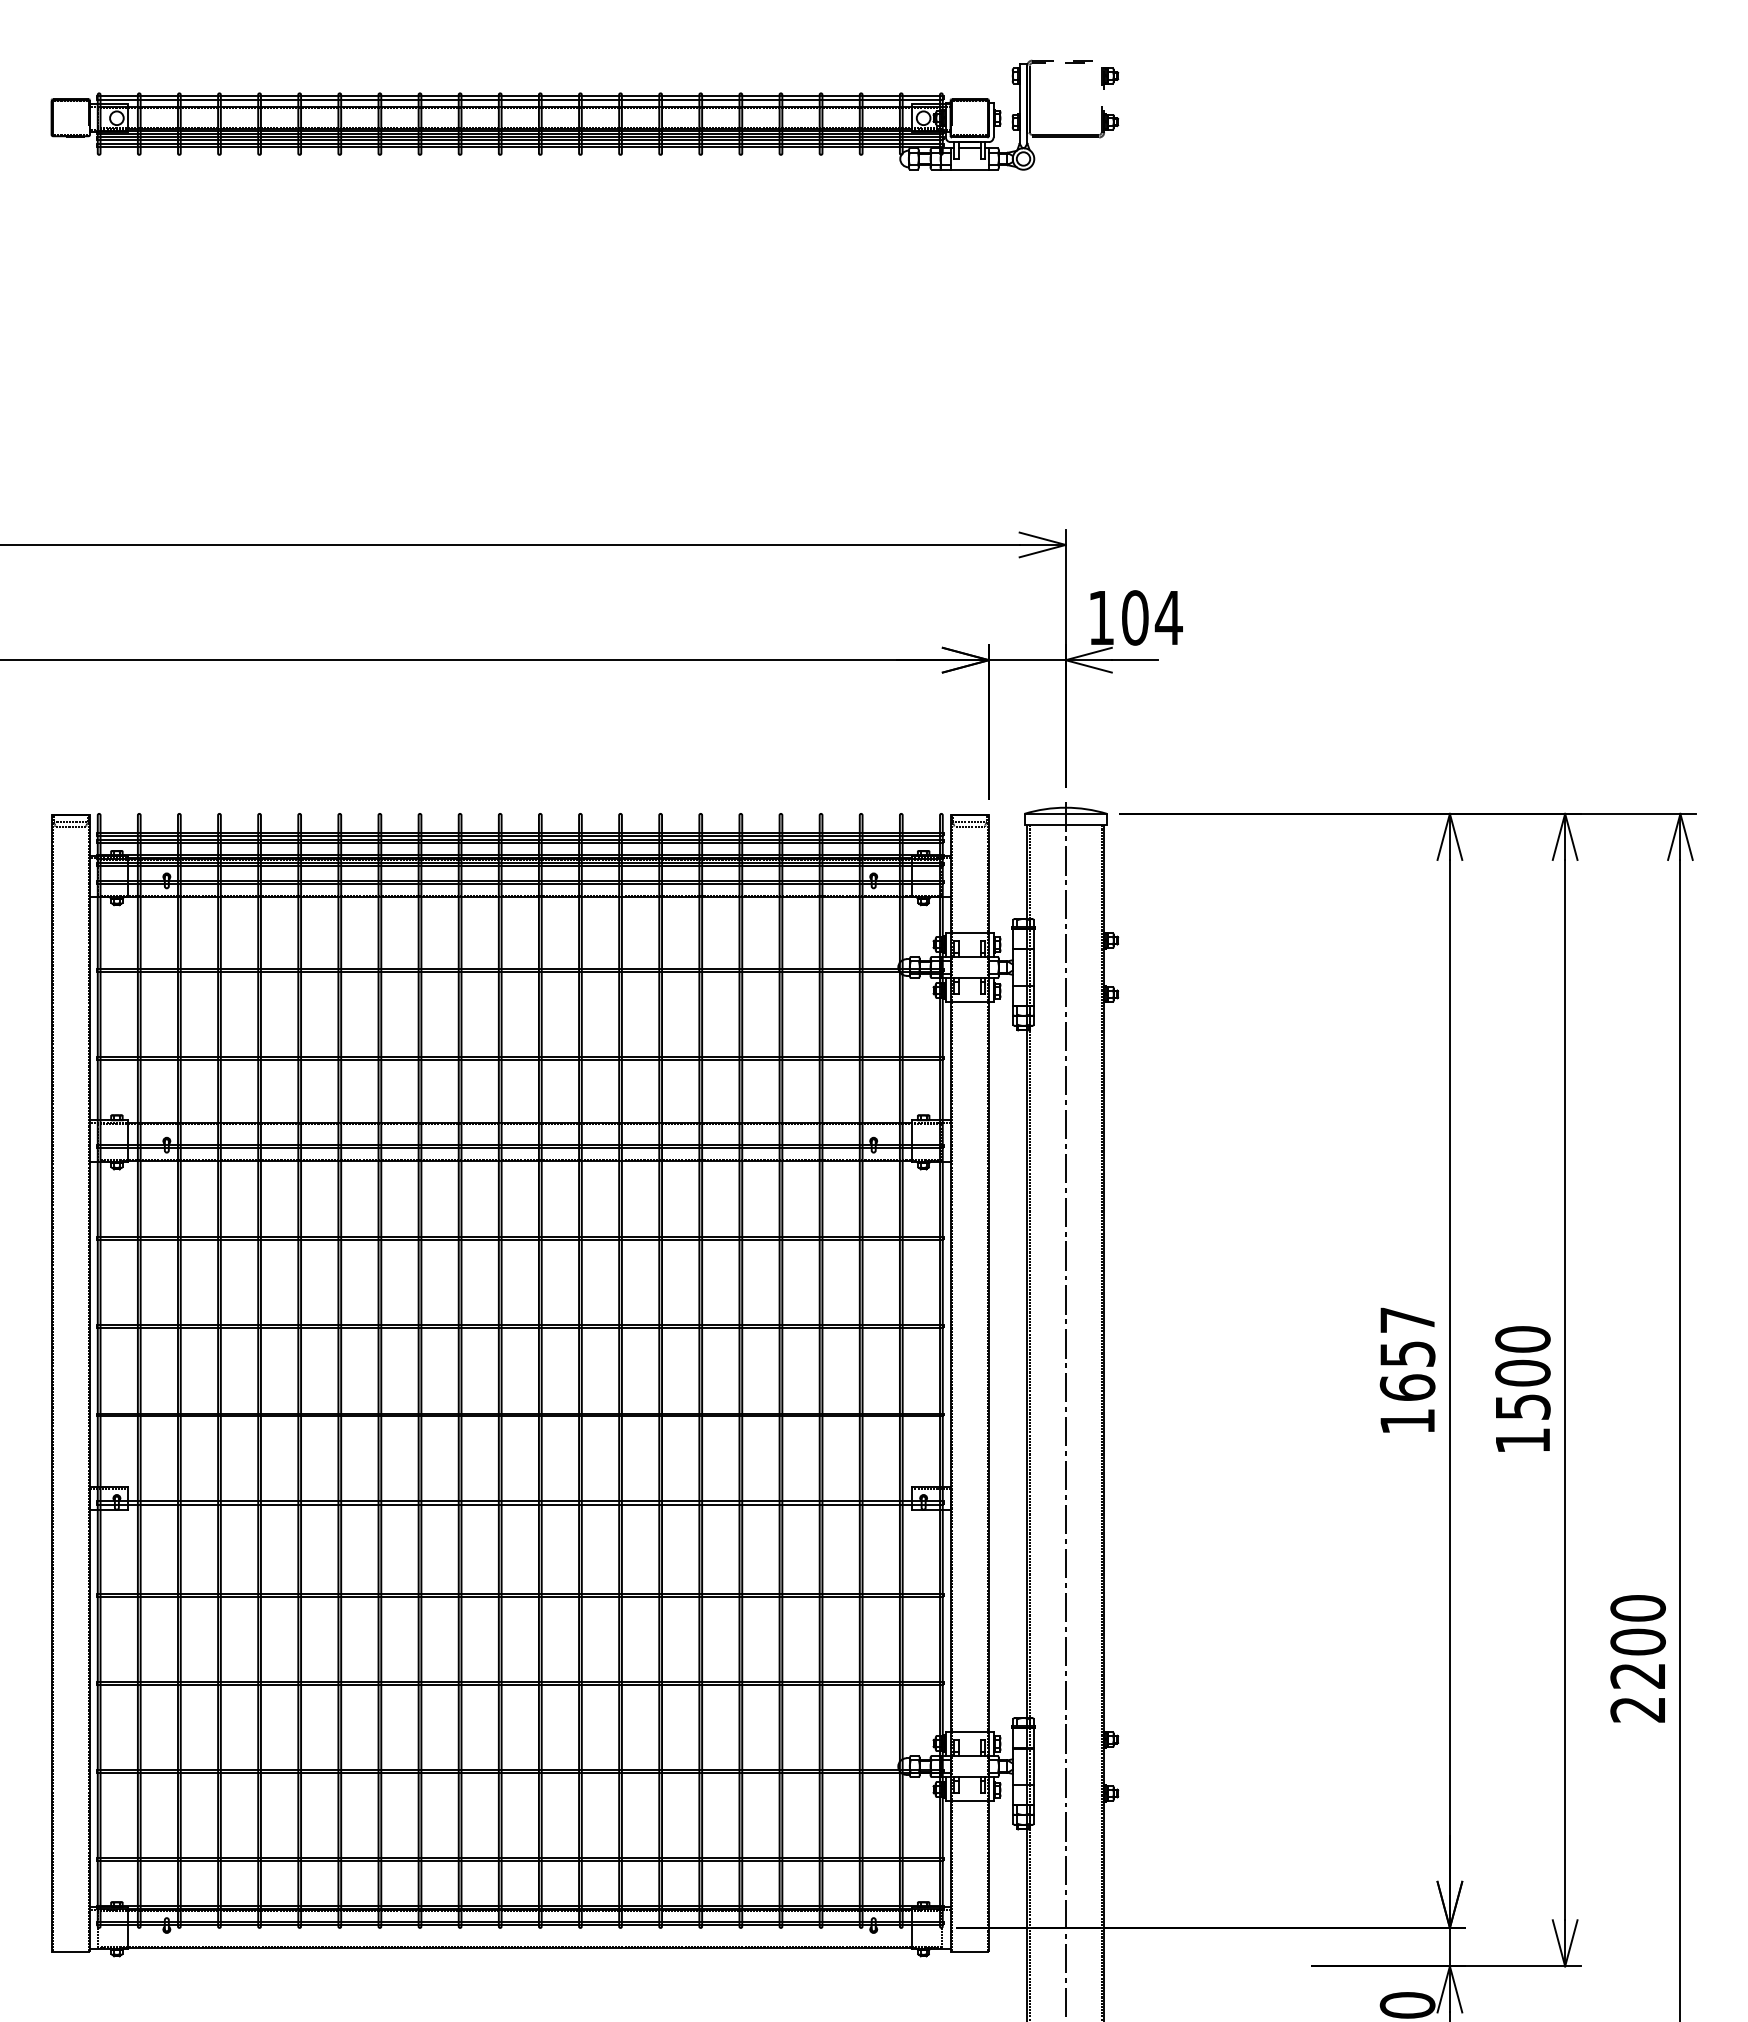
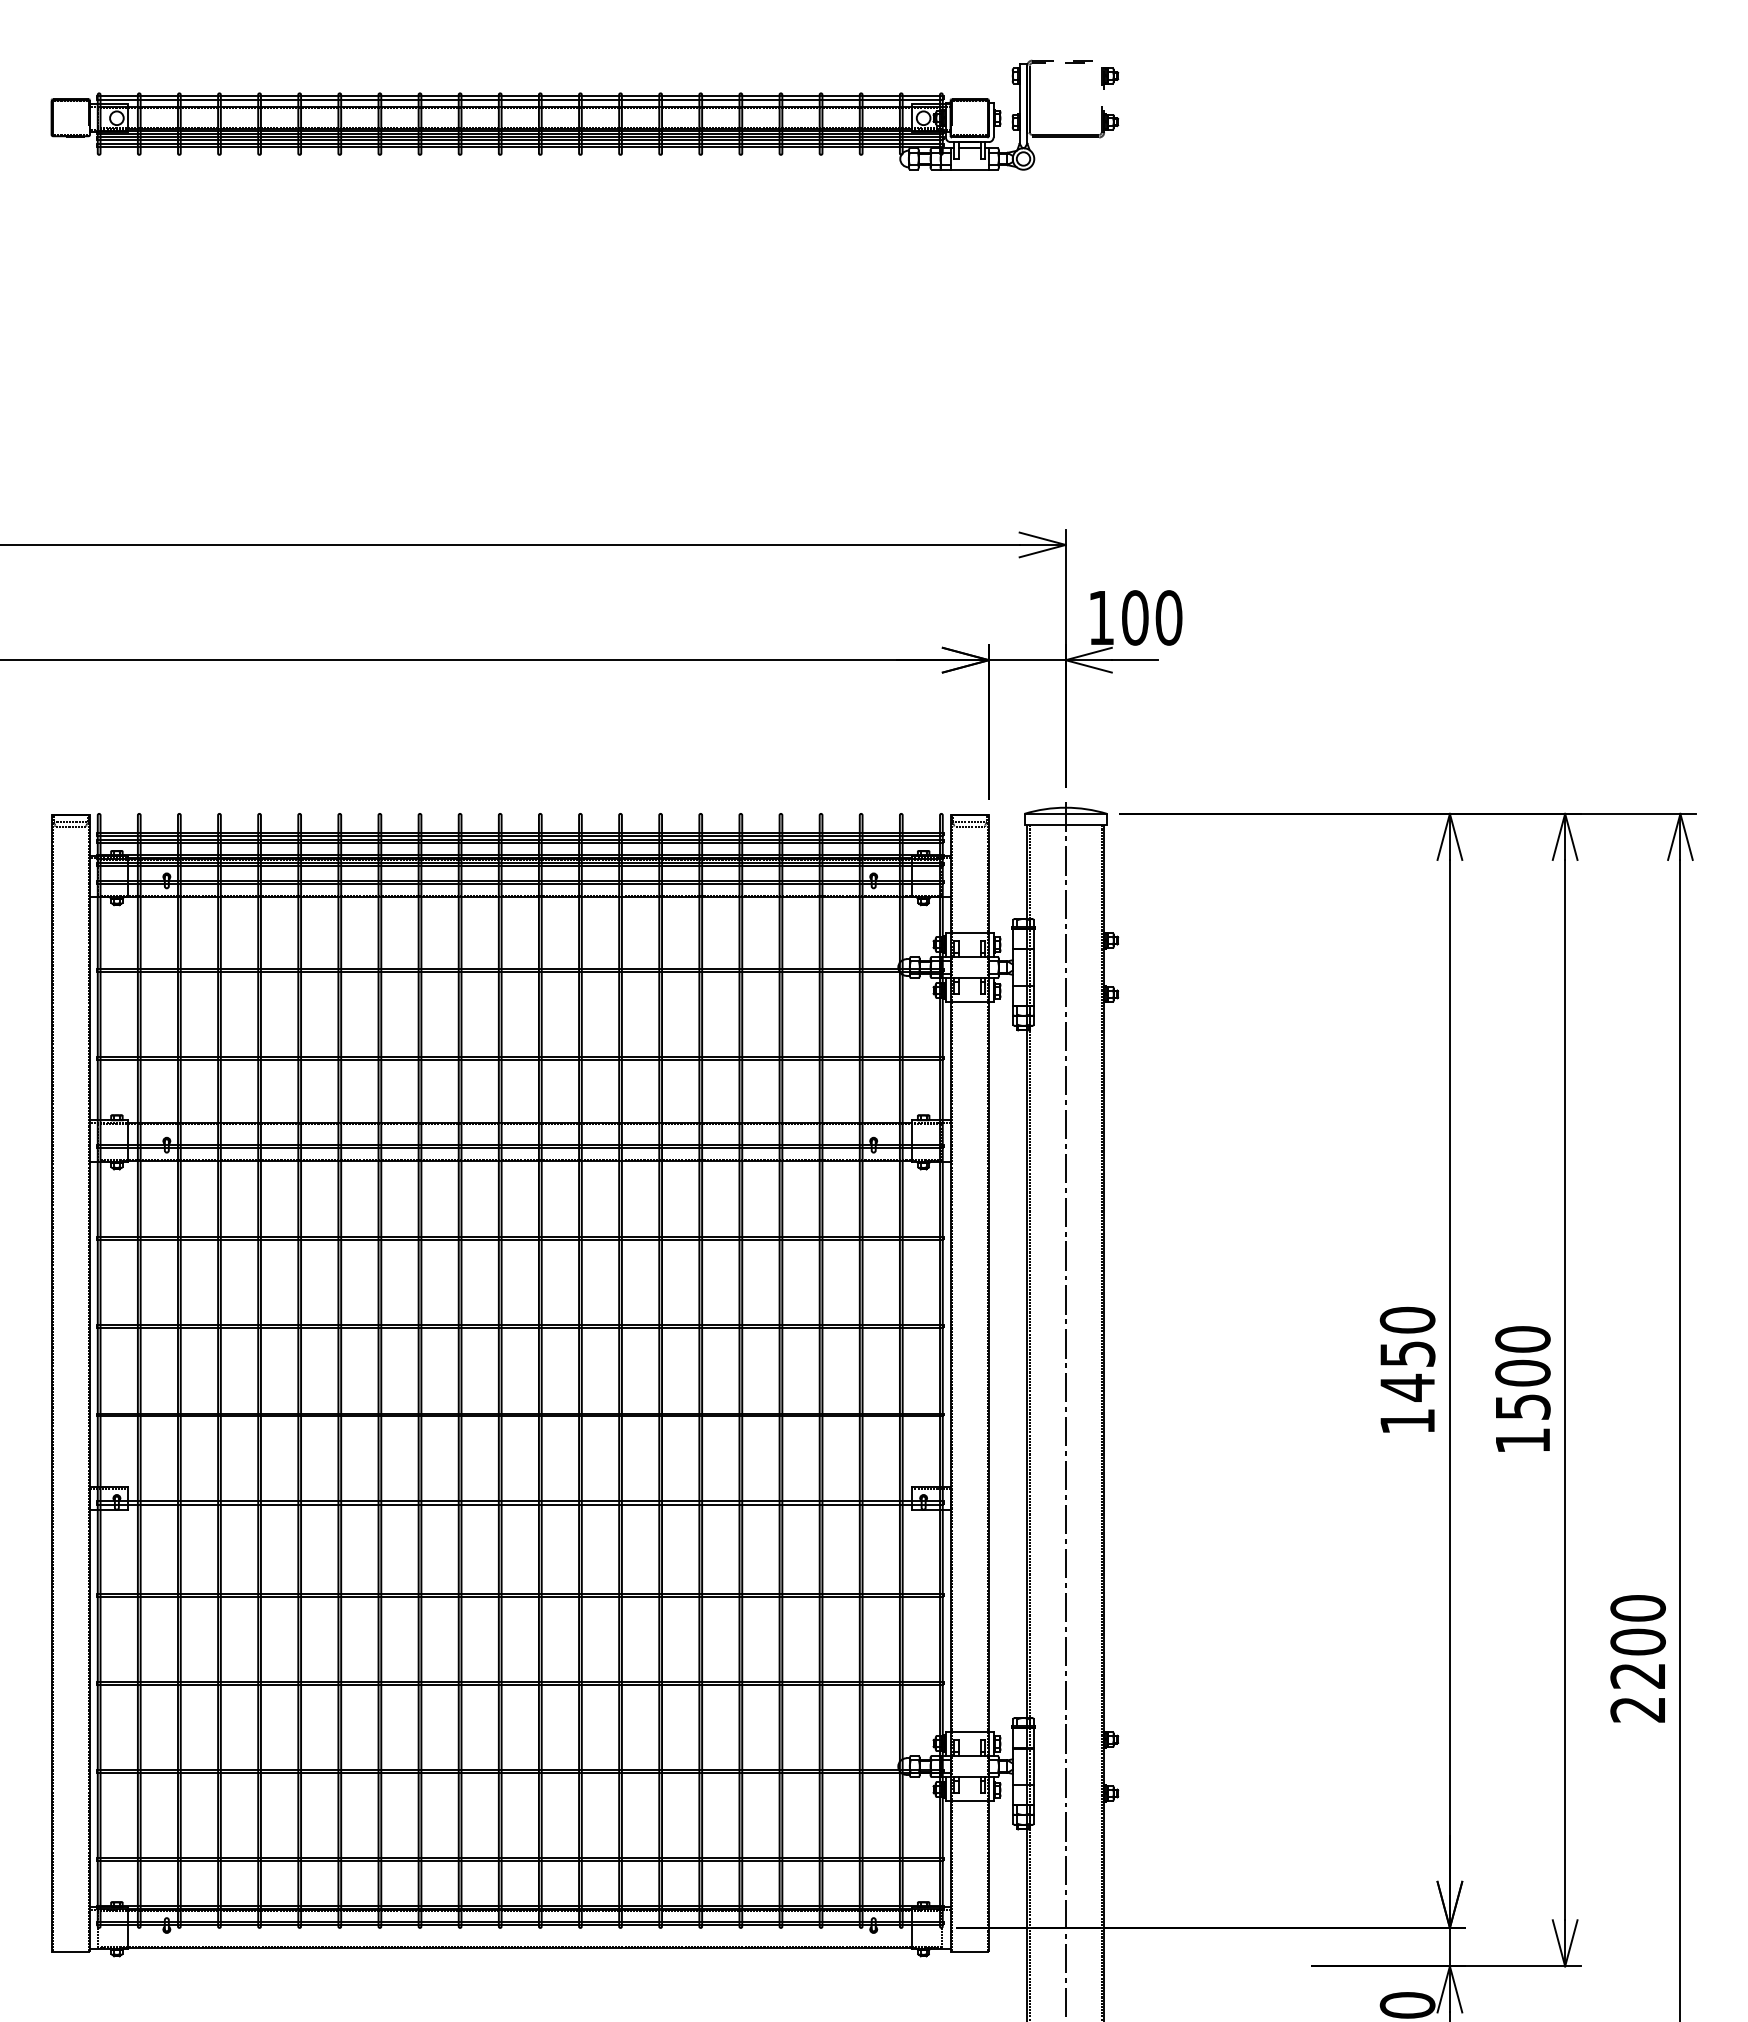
text: 104 -> 100 (1168, 617)
text: 1657 -> 1450 (1407, 1353)
